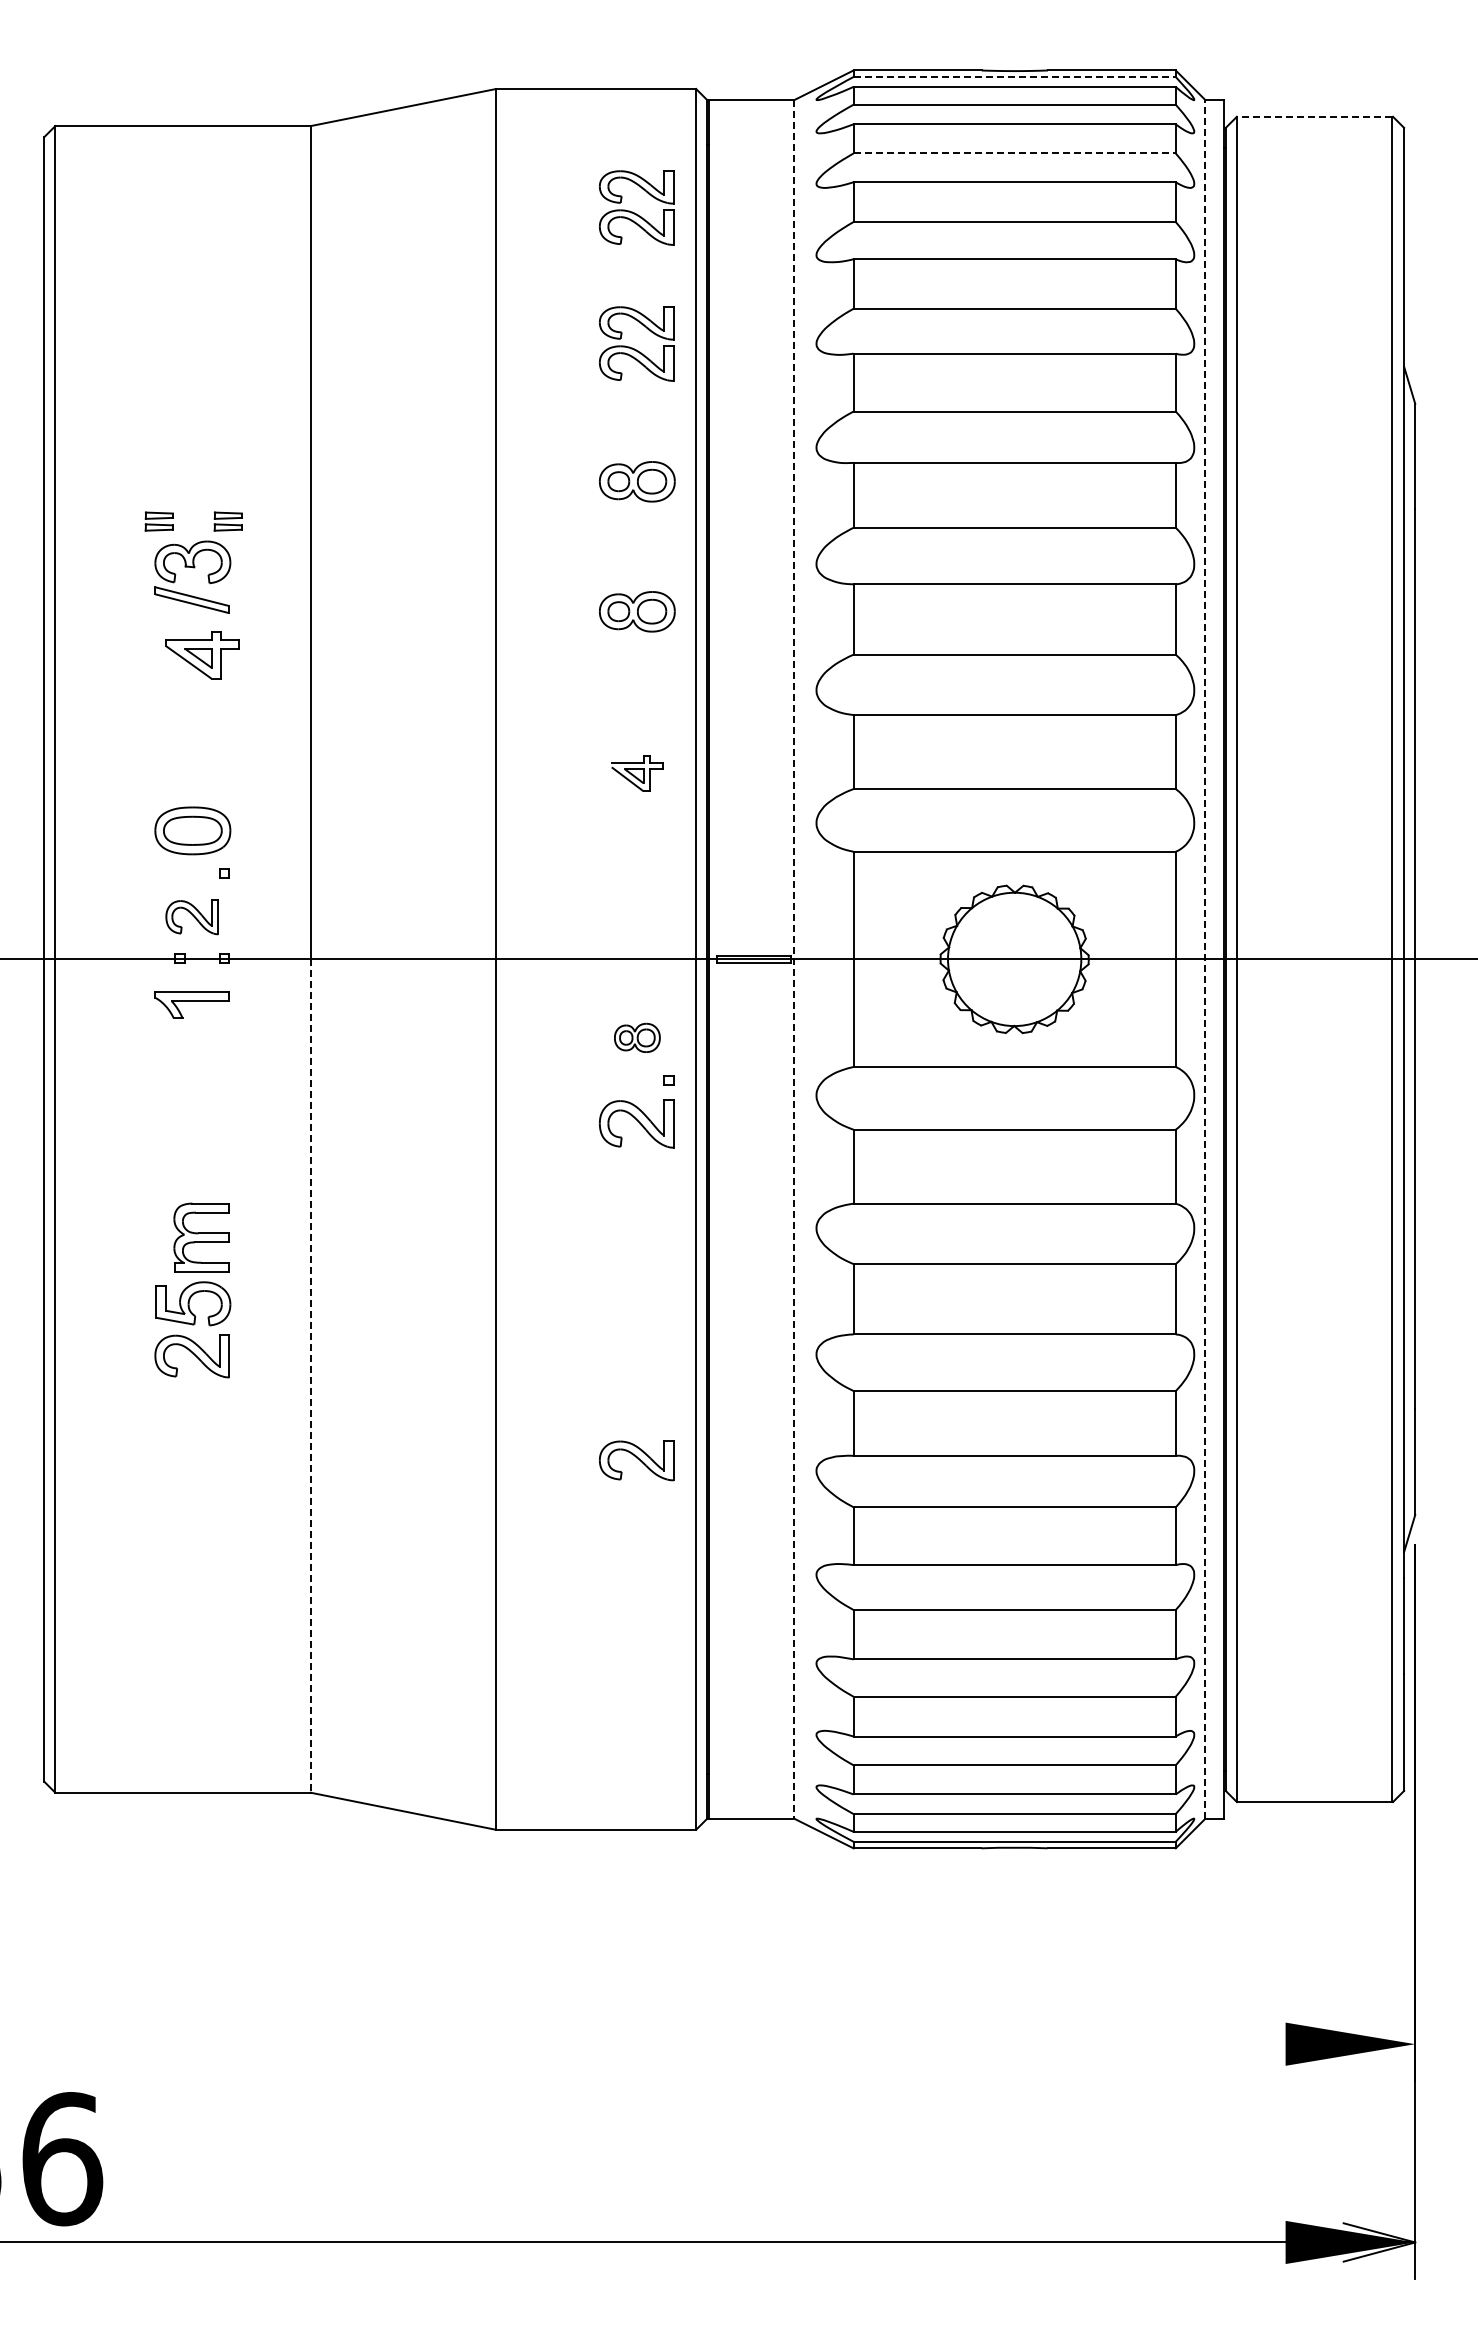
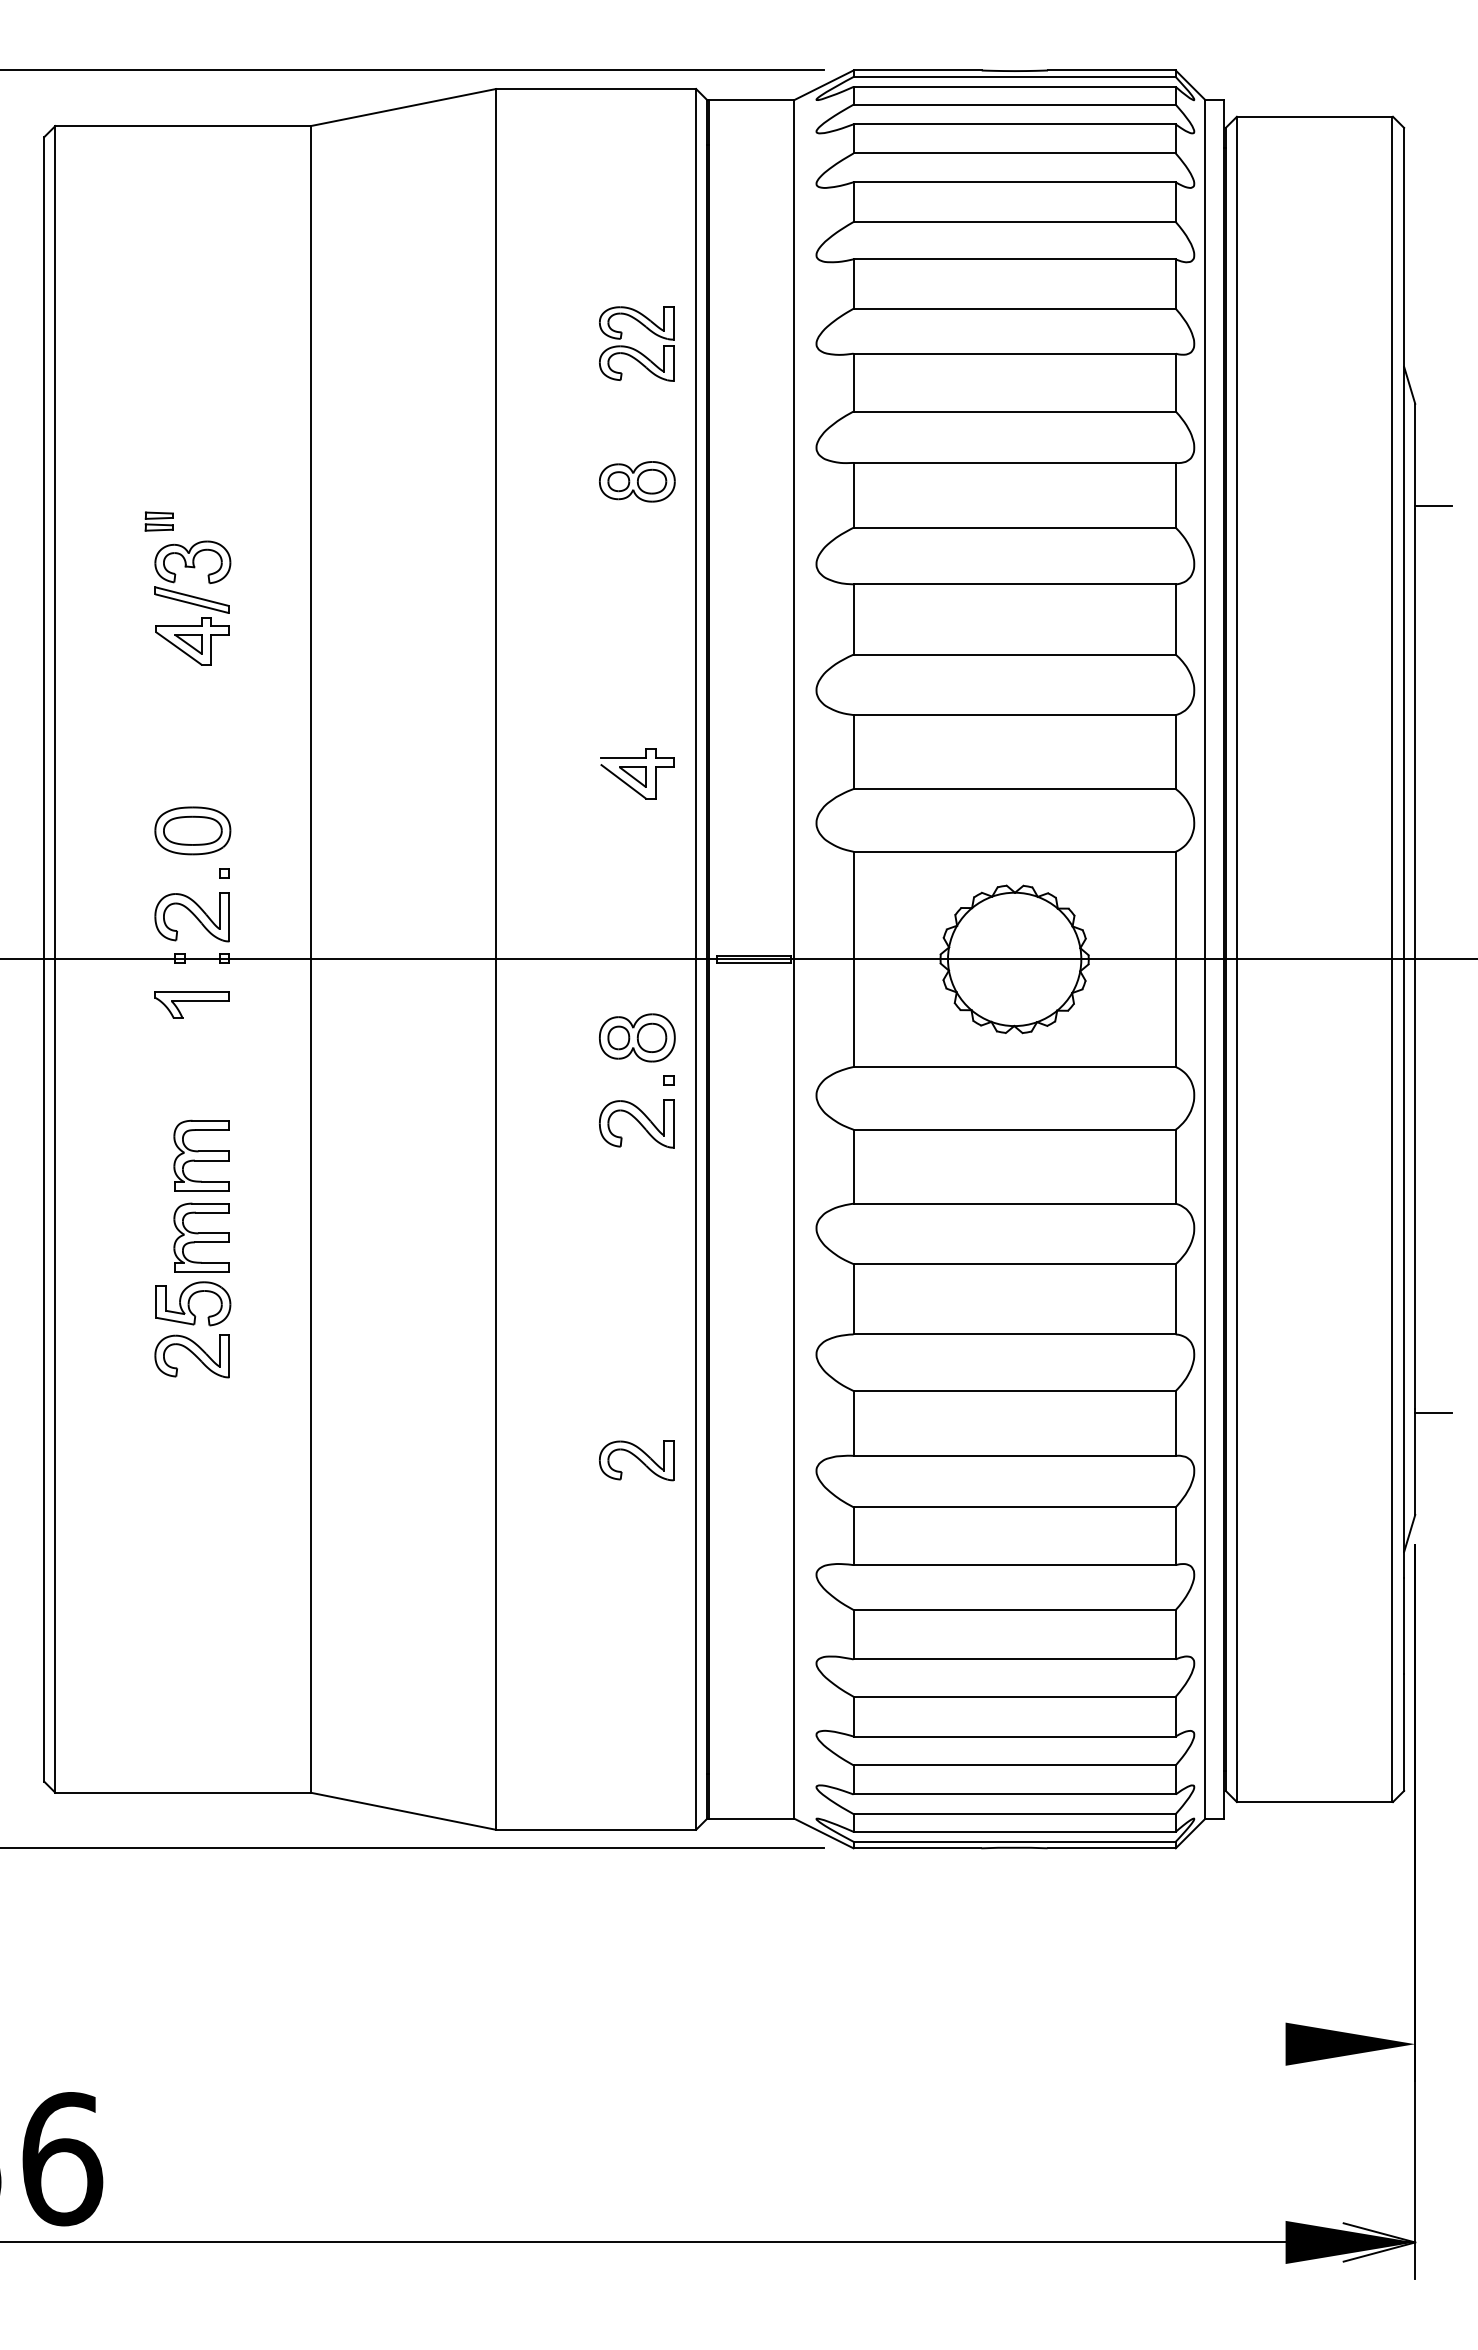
line: none -> present (412, 70)
line: dashed -> solid (1015, 77)
line: dashed -> solid (1313, 116)
line: dashed -> solid (1015, 153)
part: present -> none (636, 207)
line: none -> present (1433, 505)
part: present -> none (227, 521)
part: present -> none (637, 611)
part position: (202, 655) -> (192, 641) (192, 641)
part size: 53x37 px -> 75x52 px (637, 773)
part size: 54x37 px -> 76x51 px (191, 917)
line: dashed -> solid (1205, 958)
line: dashed -> solid (794, 959)
part size: 47x31 px -> 77x50 px (637, 1037)
part: none -> present (201, 1155)
line: dashed -> solid (310, 1376)
line: none -> present (1433, 1413)
line: none -> present (412, 1848)
